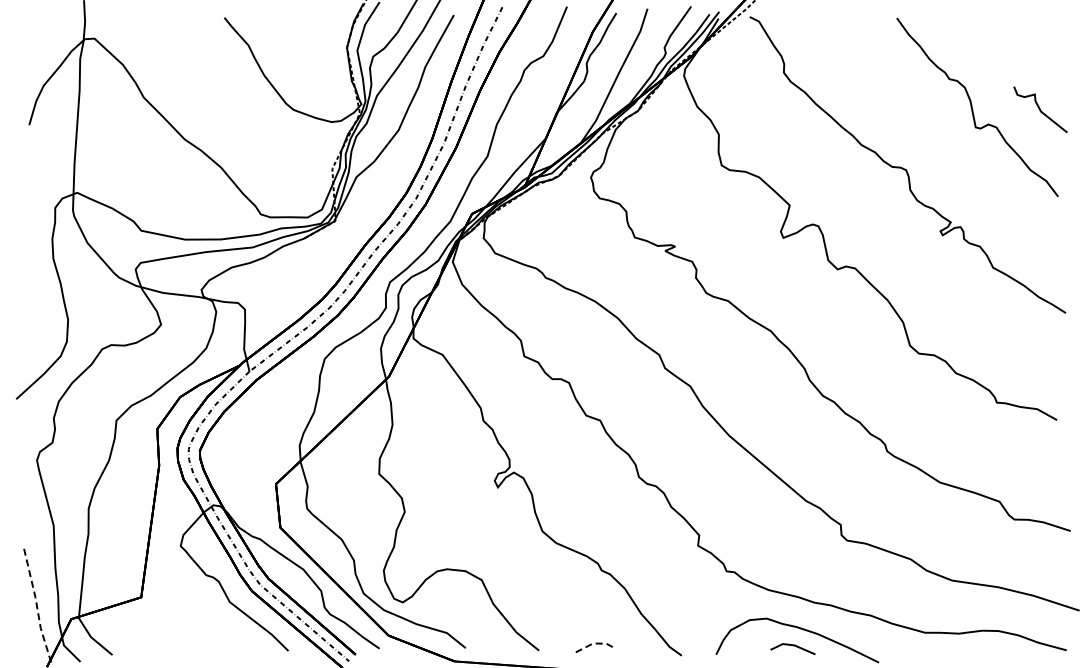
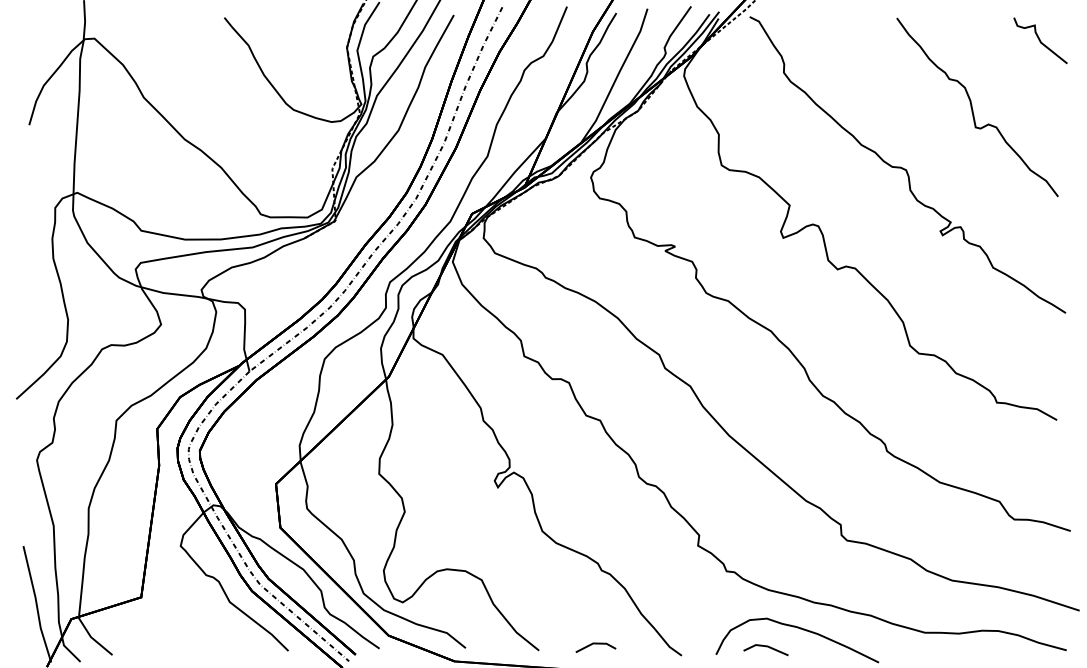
curve position: (1040, 109) -> (1040, 40) (1040, 40)
line: dashed -> solid (36, 603)
line: dashed -> solid (596, 643)
line position: (792, 646) -> (765, 647) (765, 647)
